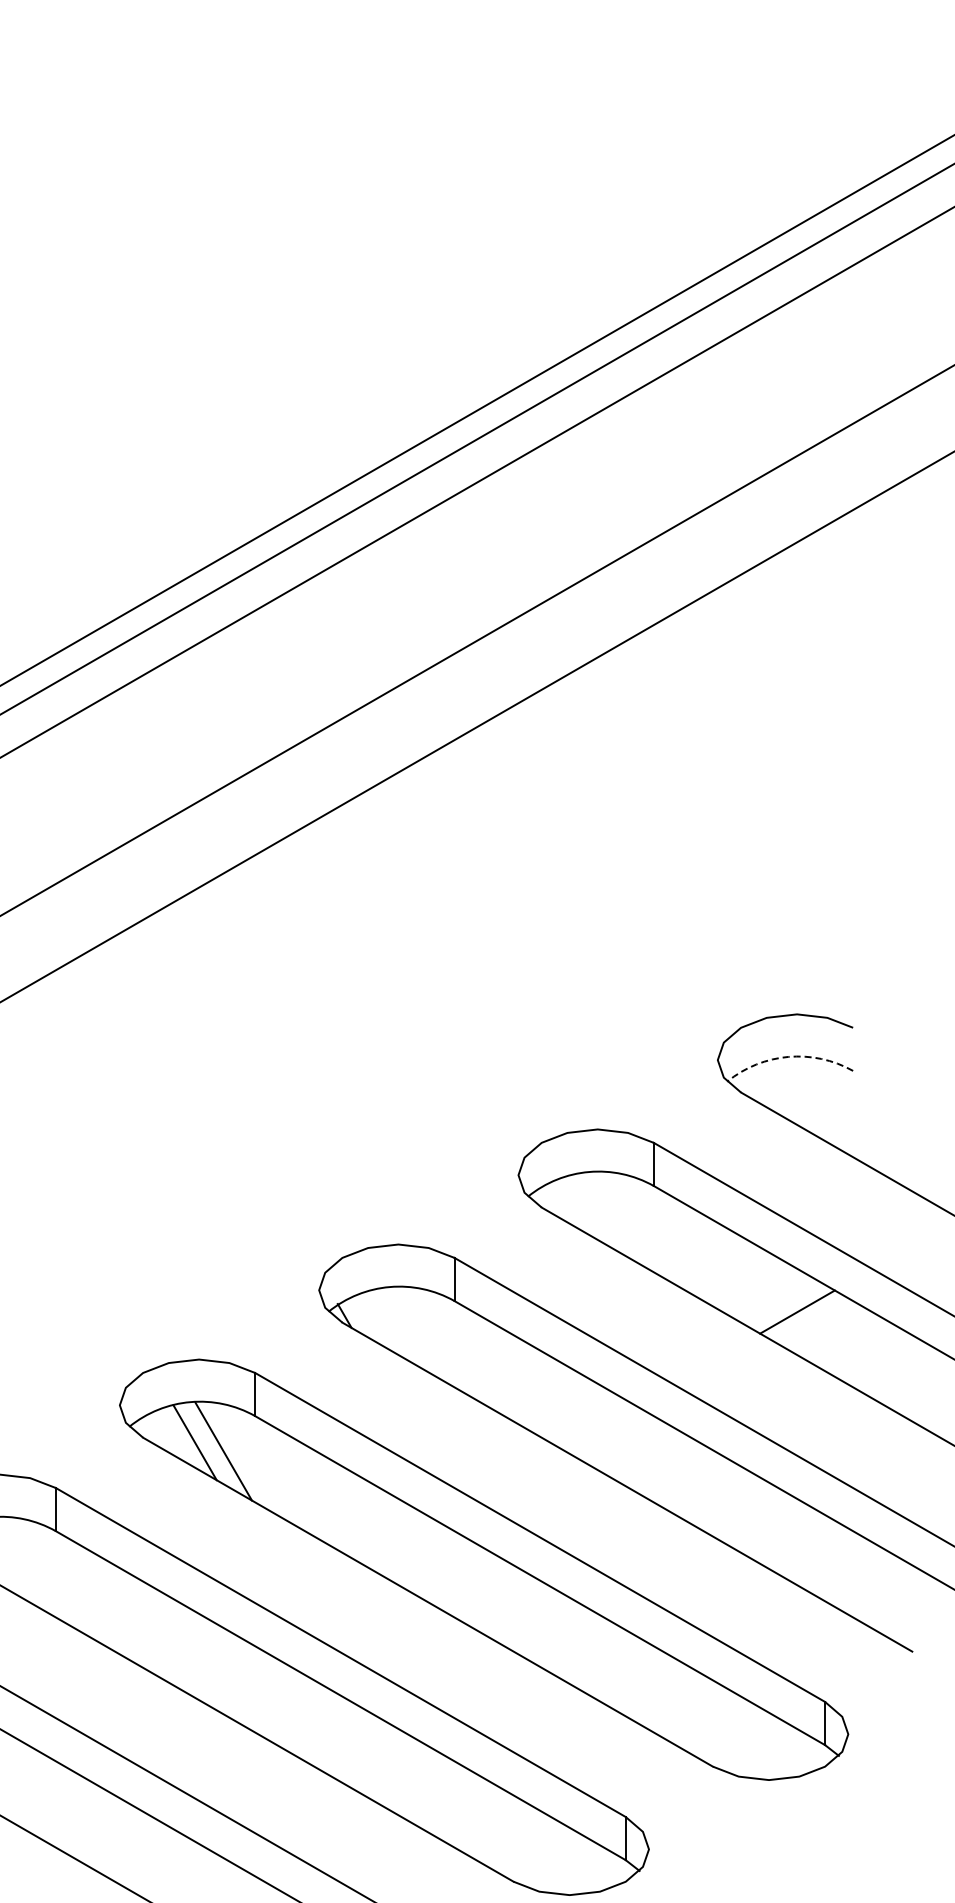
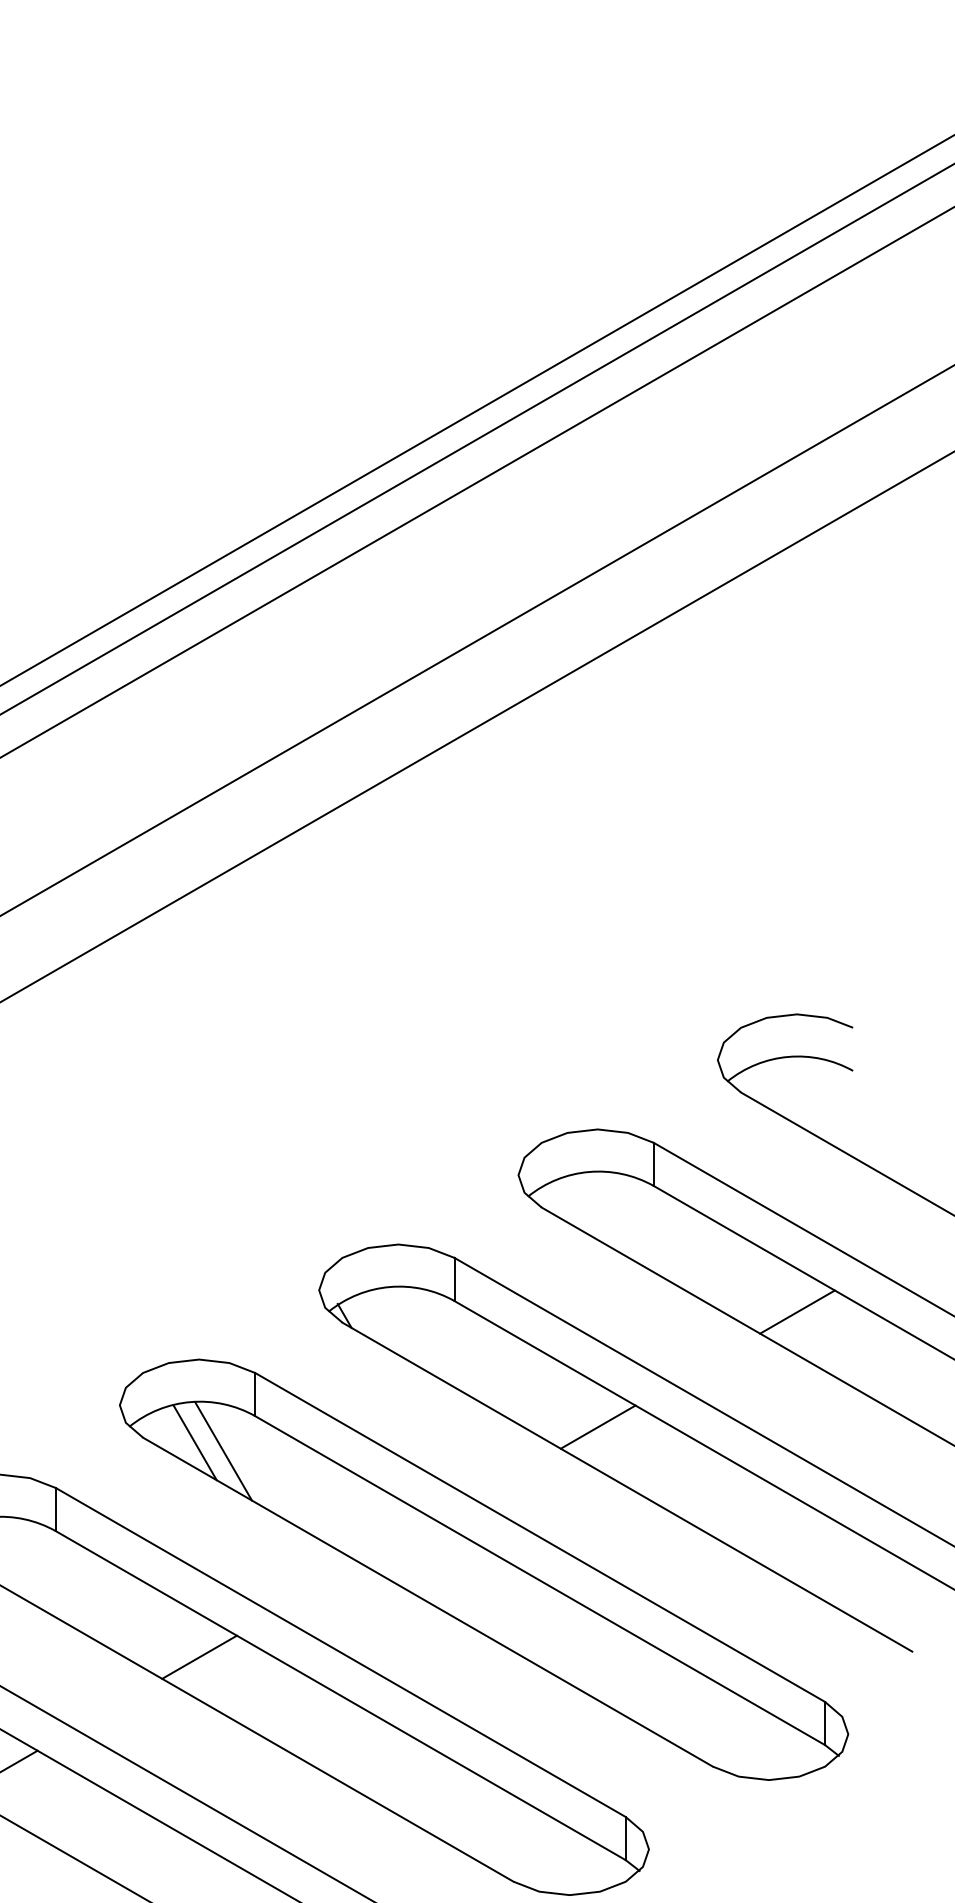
arc: dashed -> solid (788, 1056)
line: none -> present (597, 1426)
line: none -> present (199, 1656)
line: none -> present (19, 1760)
